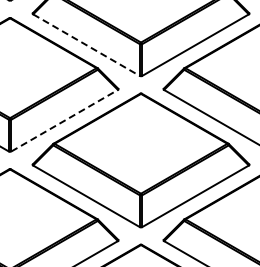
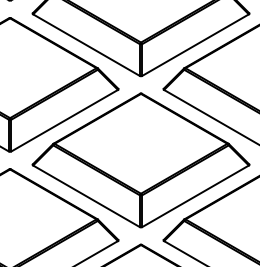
line: dashed -> solid (86, 45)
line: dashed -> solid (64, 120)
